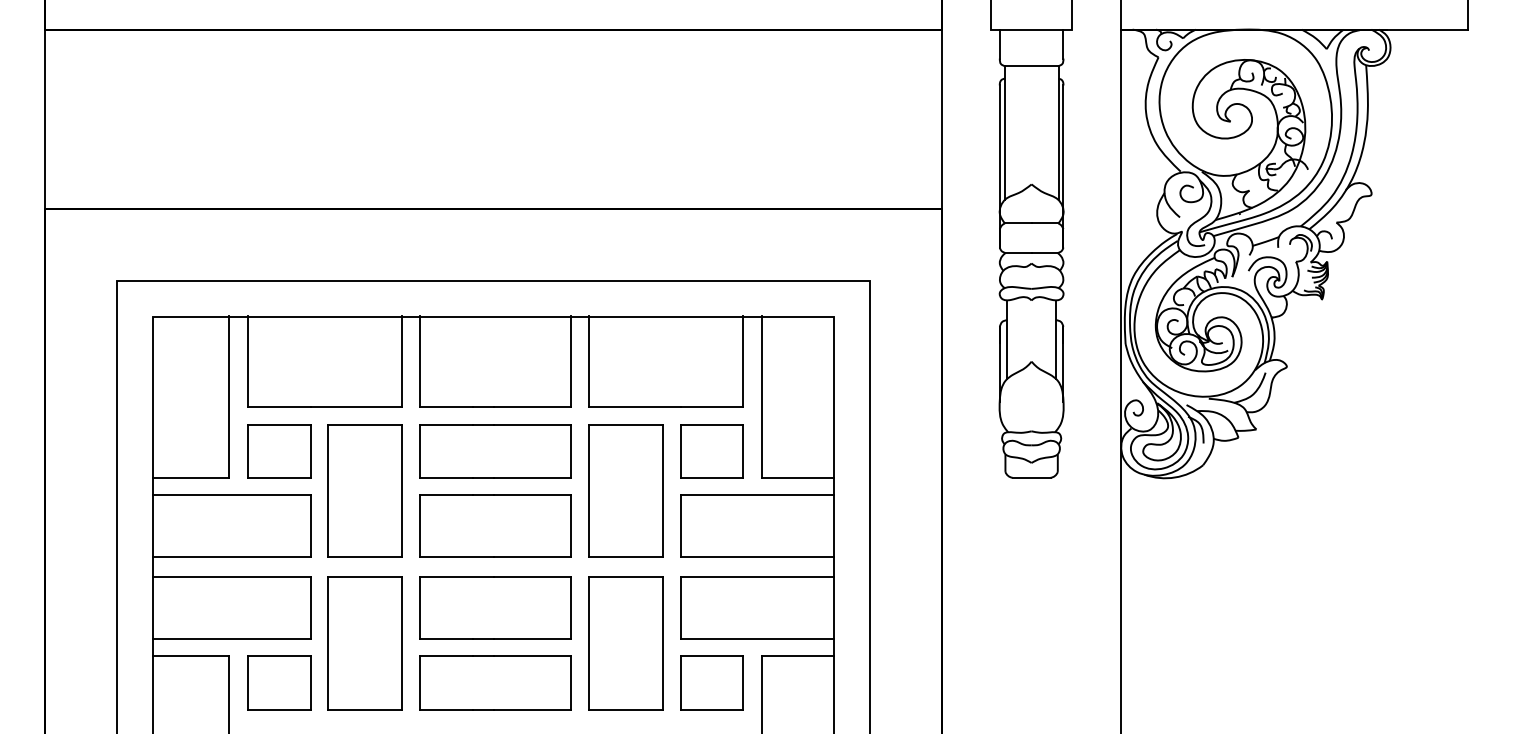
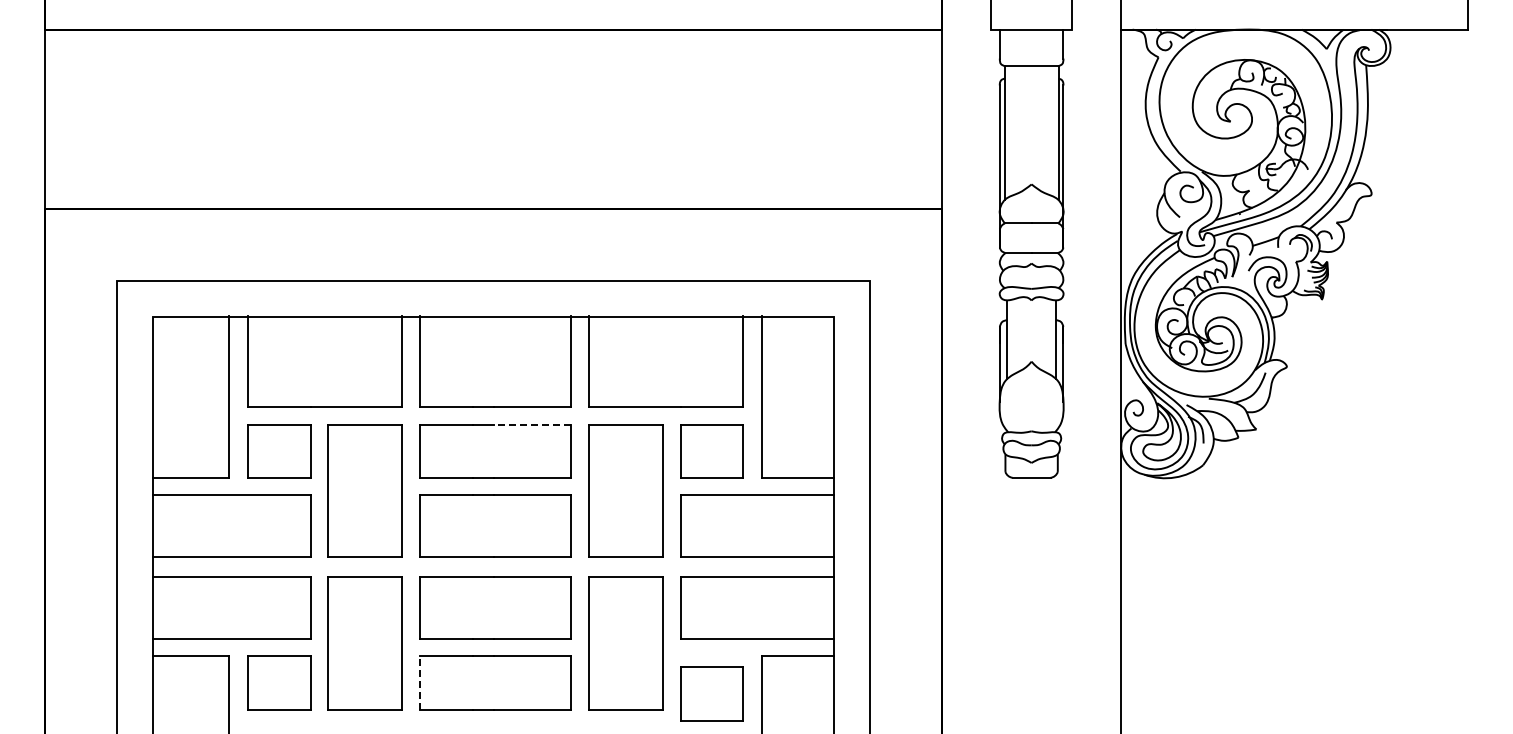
line: solid -> dashed (532, 424)
line: solid -> dashed (419, 682)
part position: (711, 682) -> (711, 693) (711, 693)
